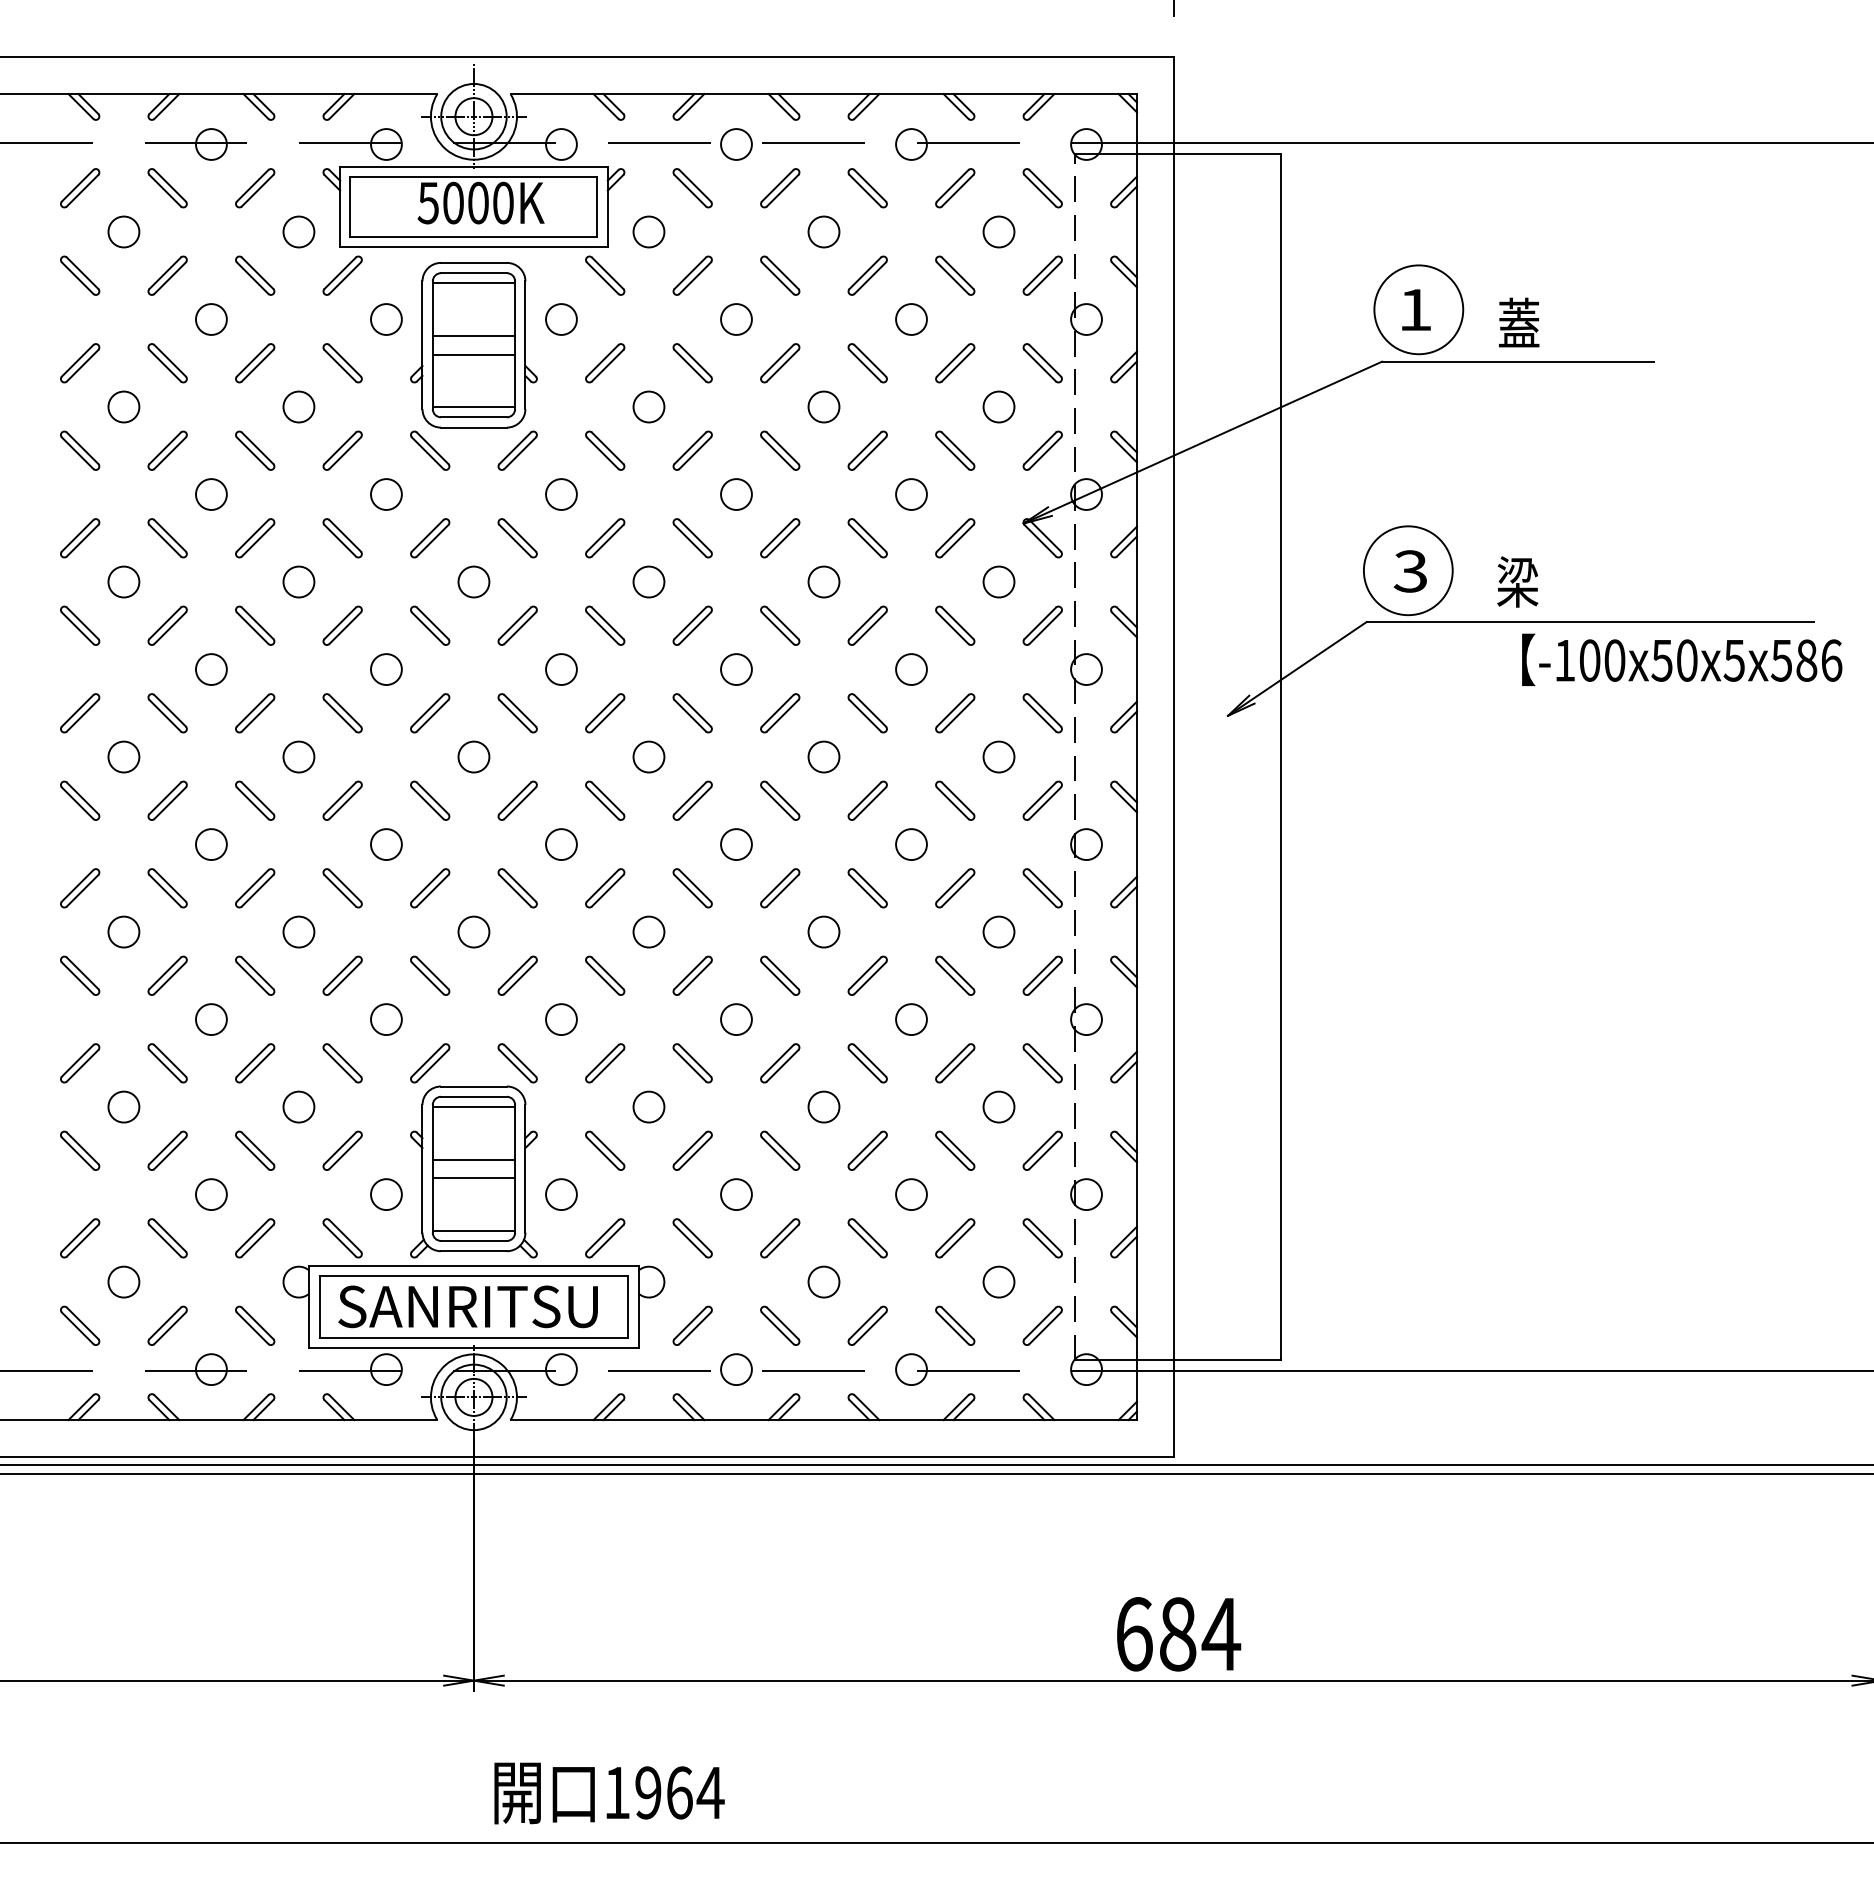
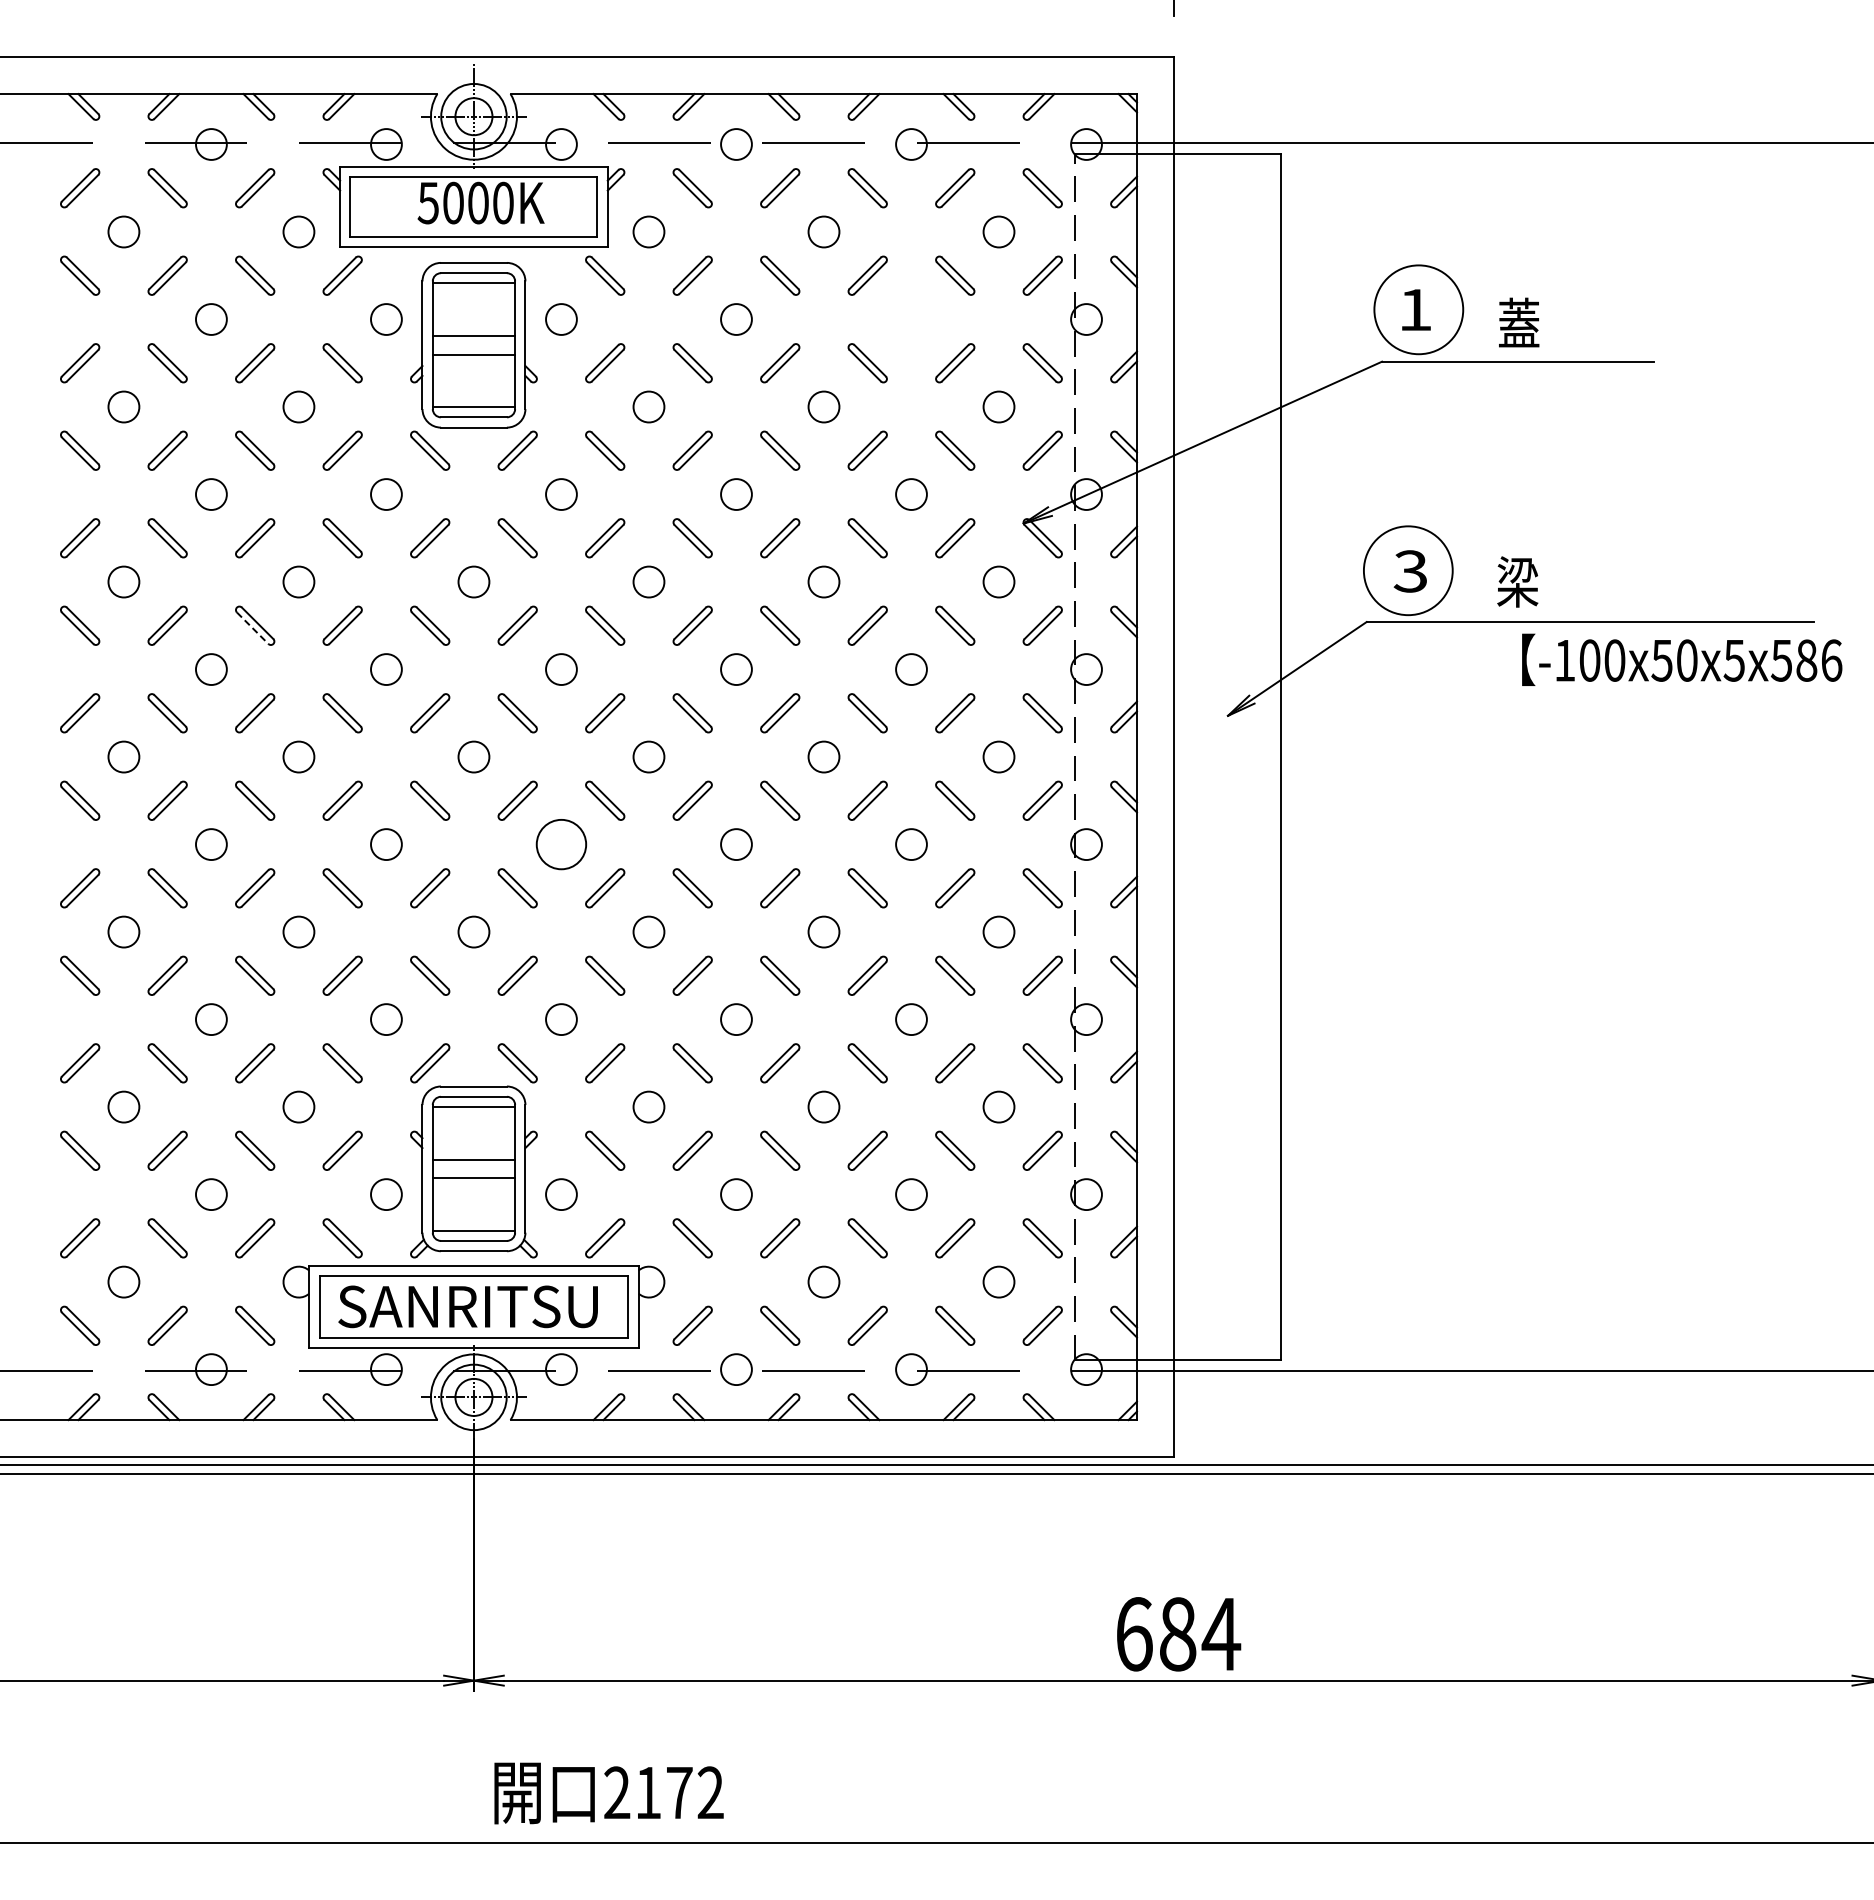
circle: present -> none (911, 319)
line: solid -> dashed (253, 628)
circle diameter: 31 px -> 49 px (561, 844)
text: 1964 -> 2172 (664, 1792)
